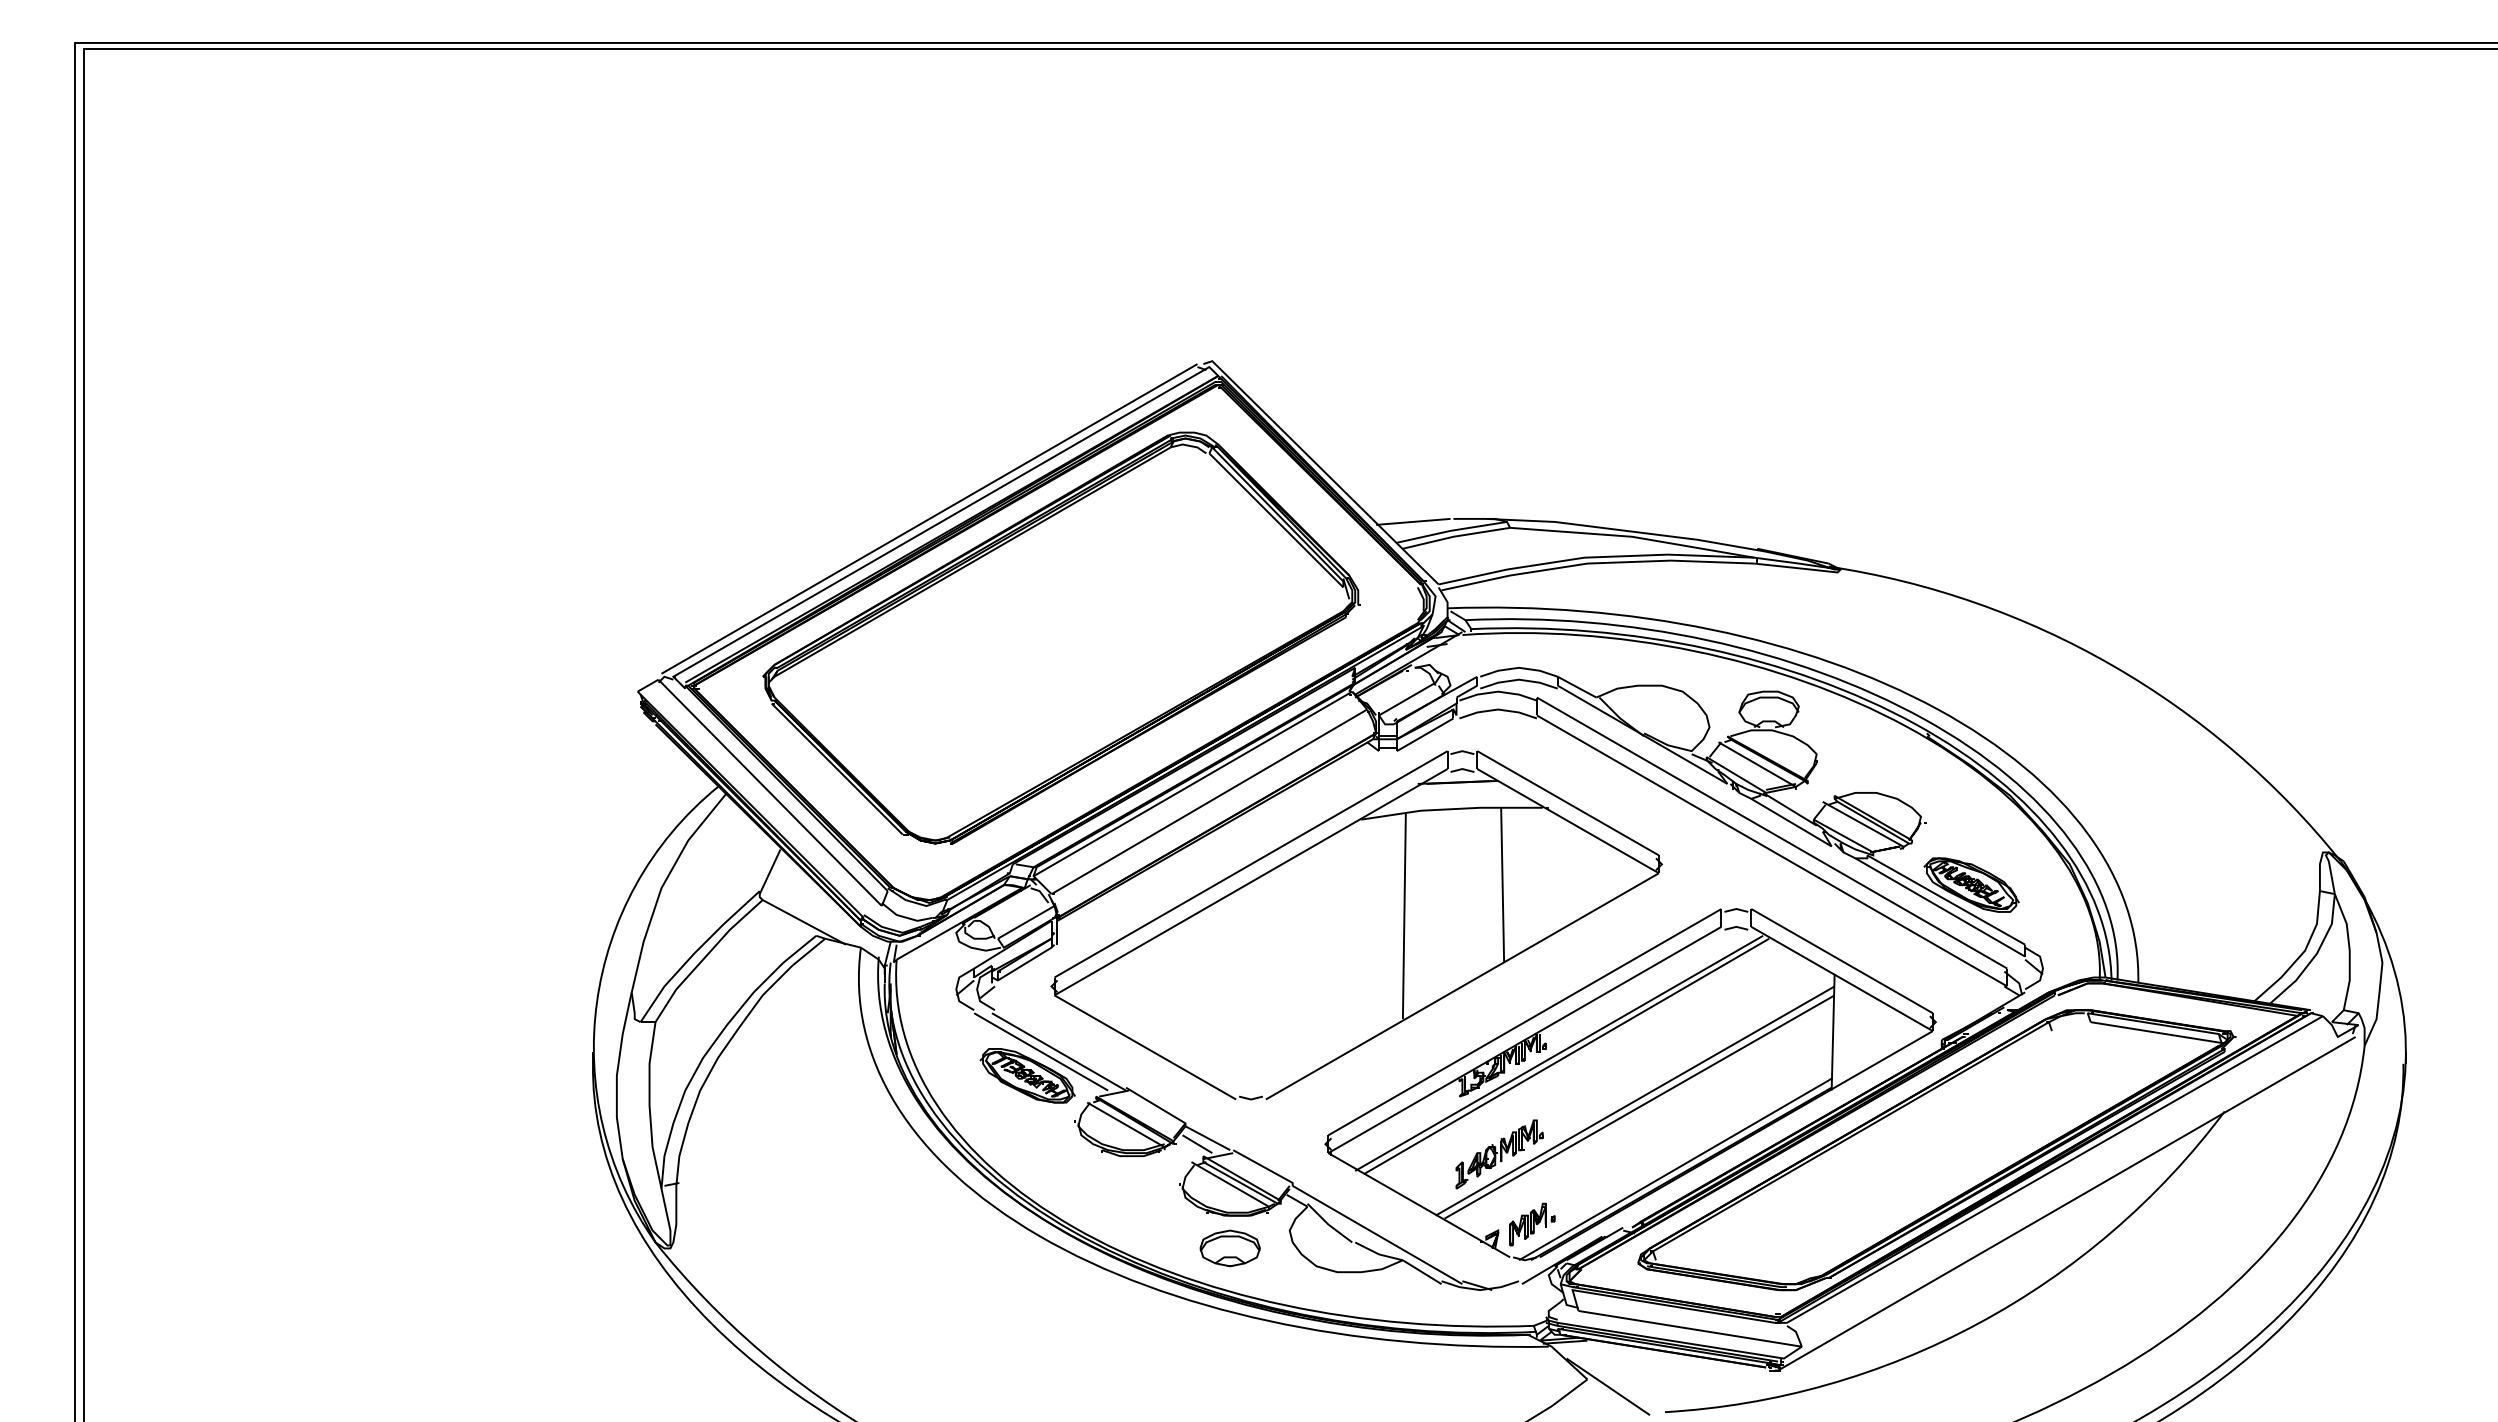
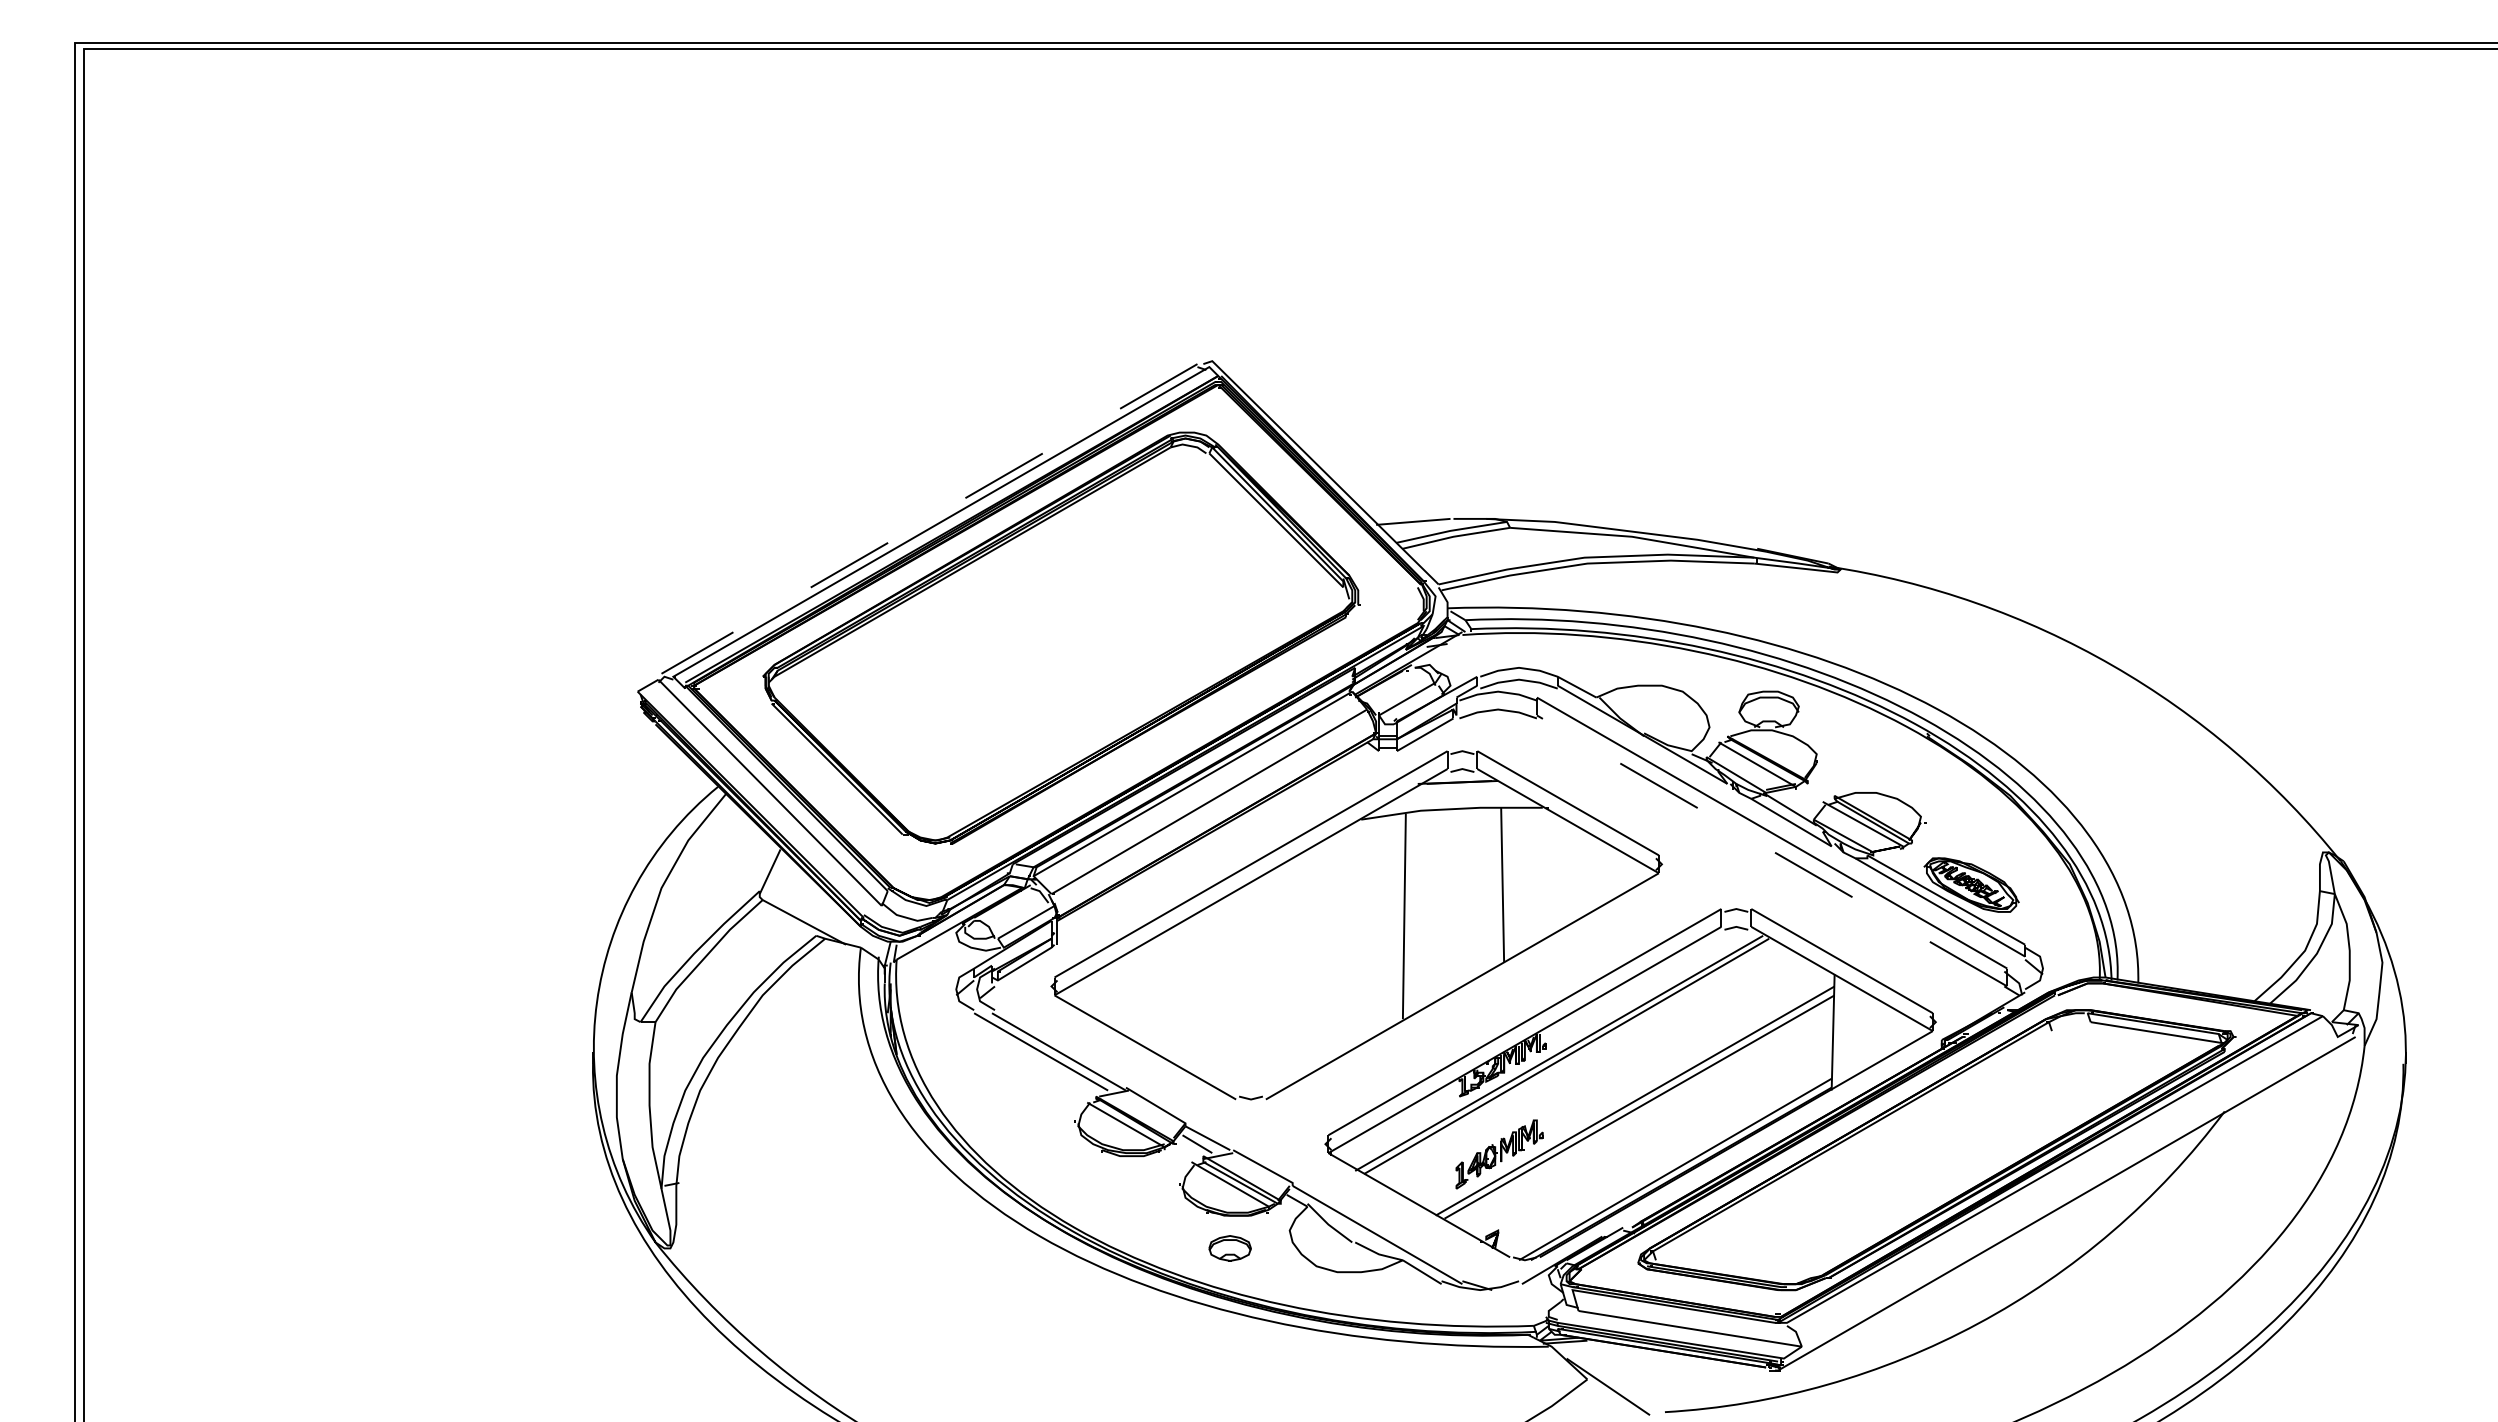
line: solid -> dashed (929, 519)
line: solid -> dashed (1771, 850)
part: present -> none (1027, 1075)
part: present -> none (1532, 1224)
part size: 62x39 px -> 44x27 px (1229, 1248)
